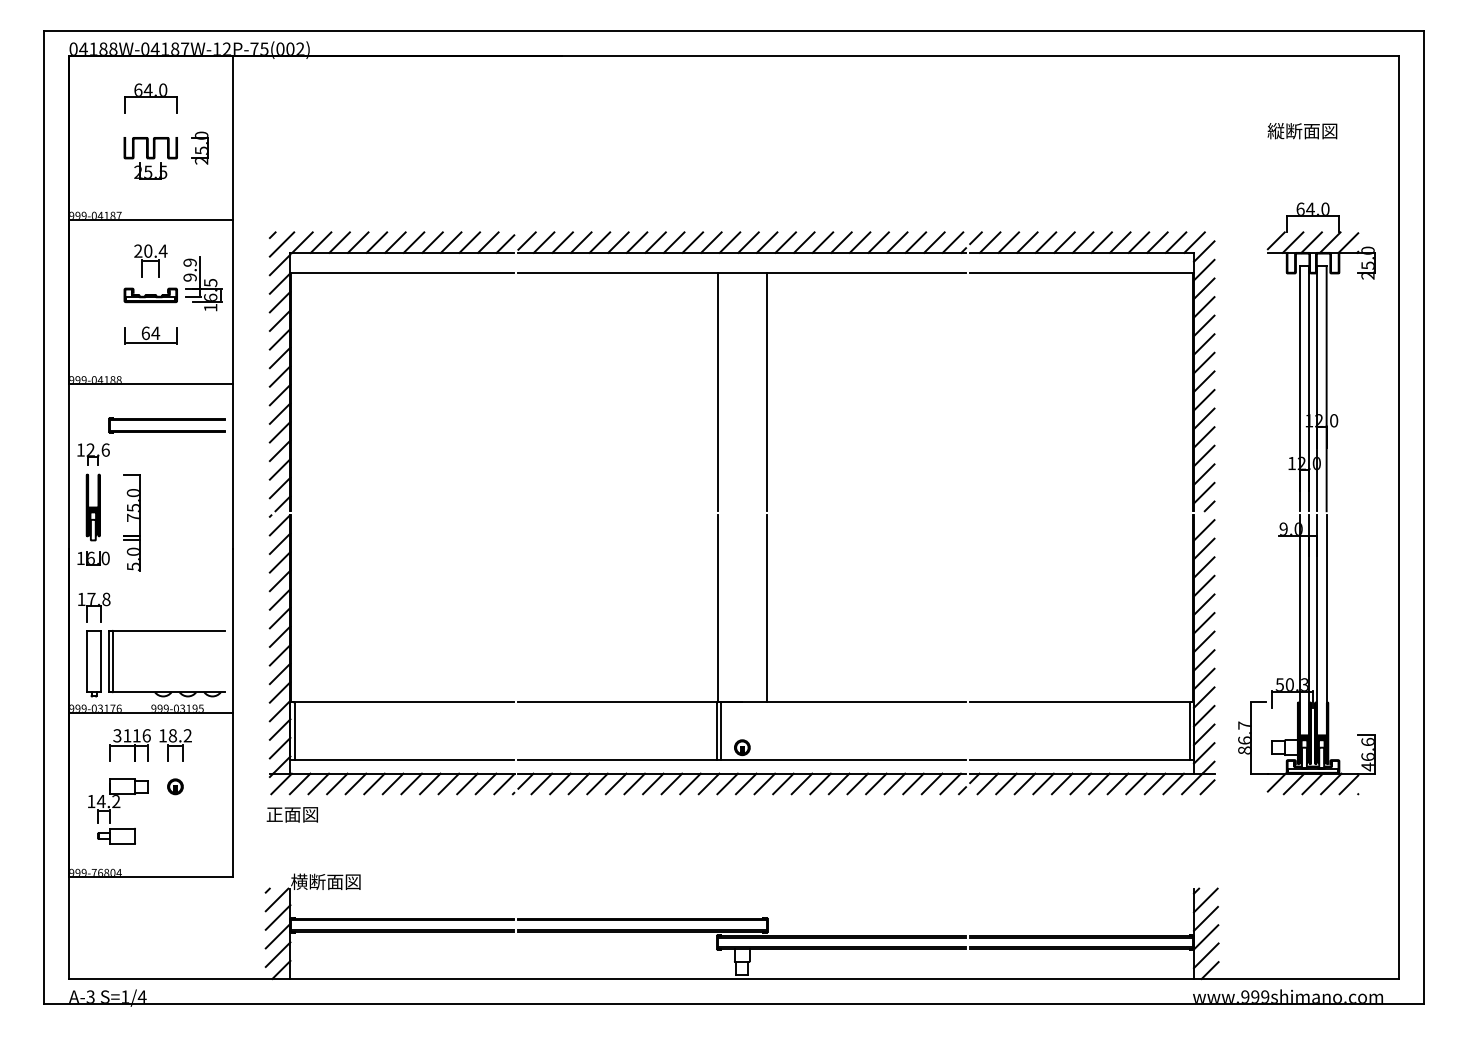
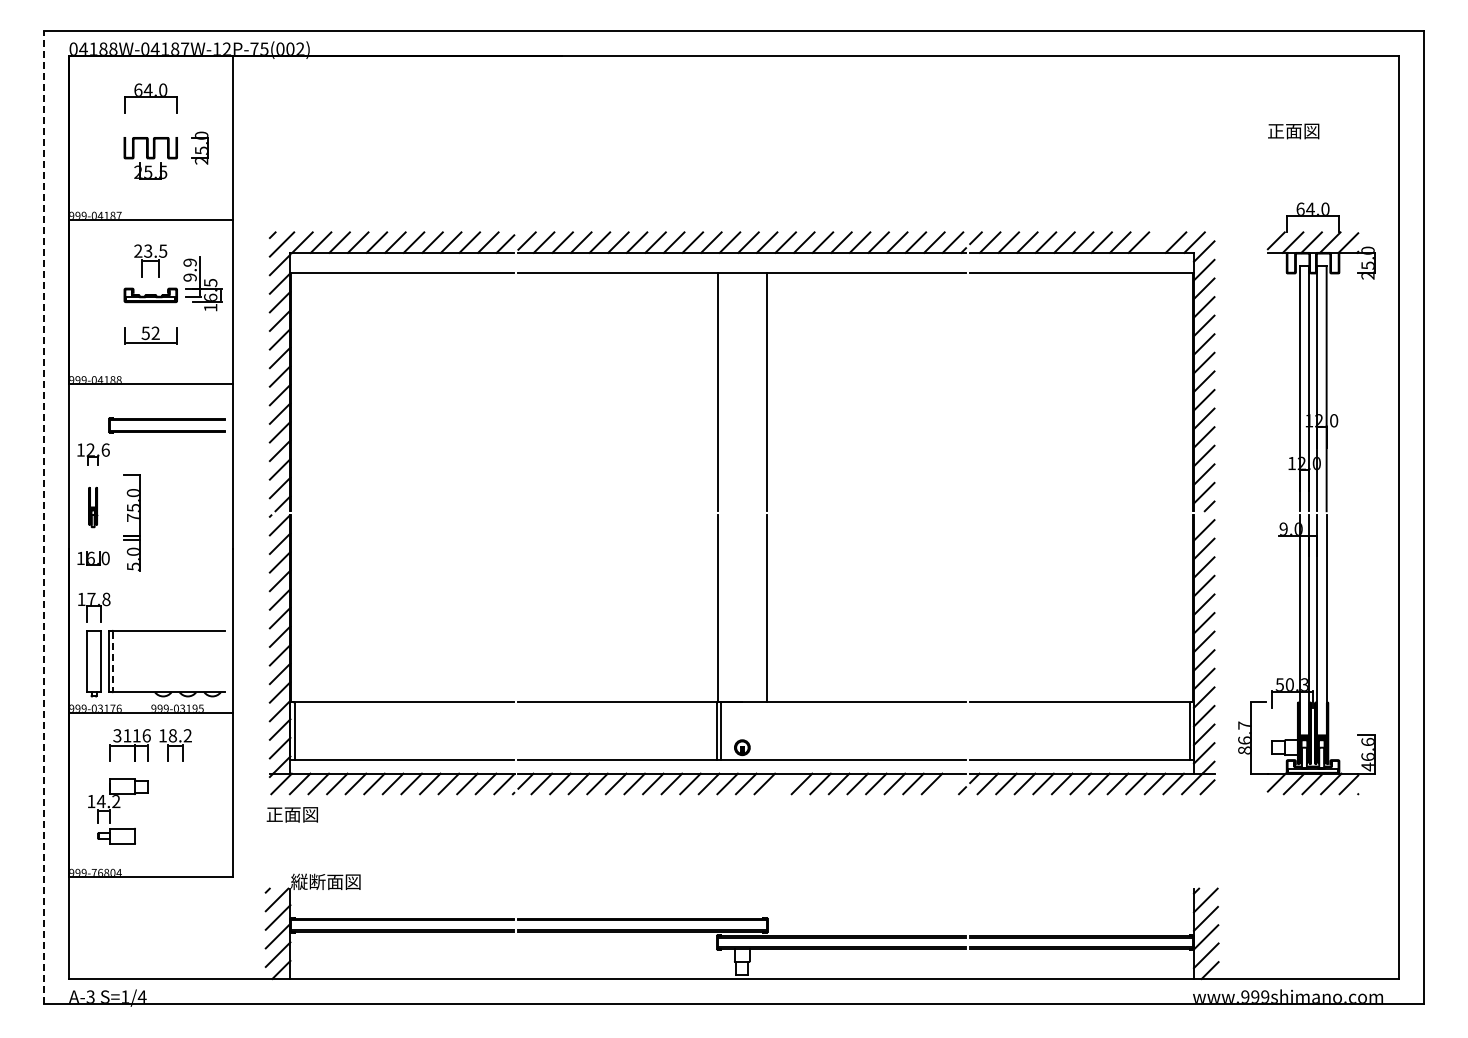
text: 縦断面図 -> 正面図 (1302, 131)
line: present -> none (1157, 242)
text: 20.4 -> 23.5 (155, 250)
text: 64 -> 52 (150, 332)
part size: 16x69 px -> 11x42 px (93, 507)
line: solid -> dashed (44, 516)
line: solid -> dashed (113, 661)
line: present -> none (783, 783)
line: present -> none (950, 783)
part: present -> none (175, 786)
text: 横断面図 -> 縦断面図 (299, 881)
